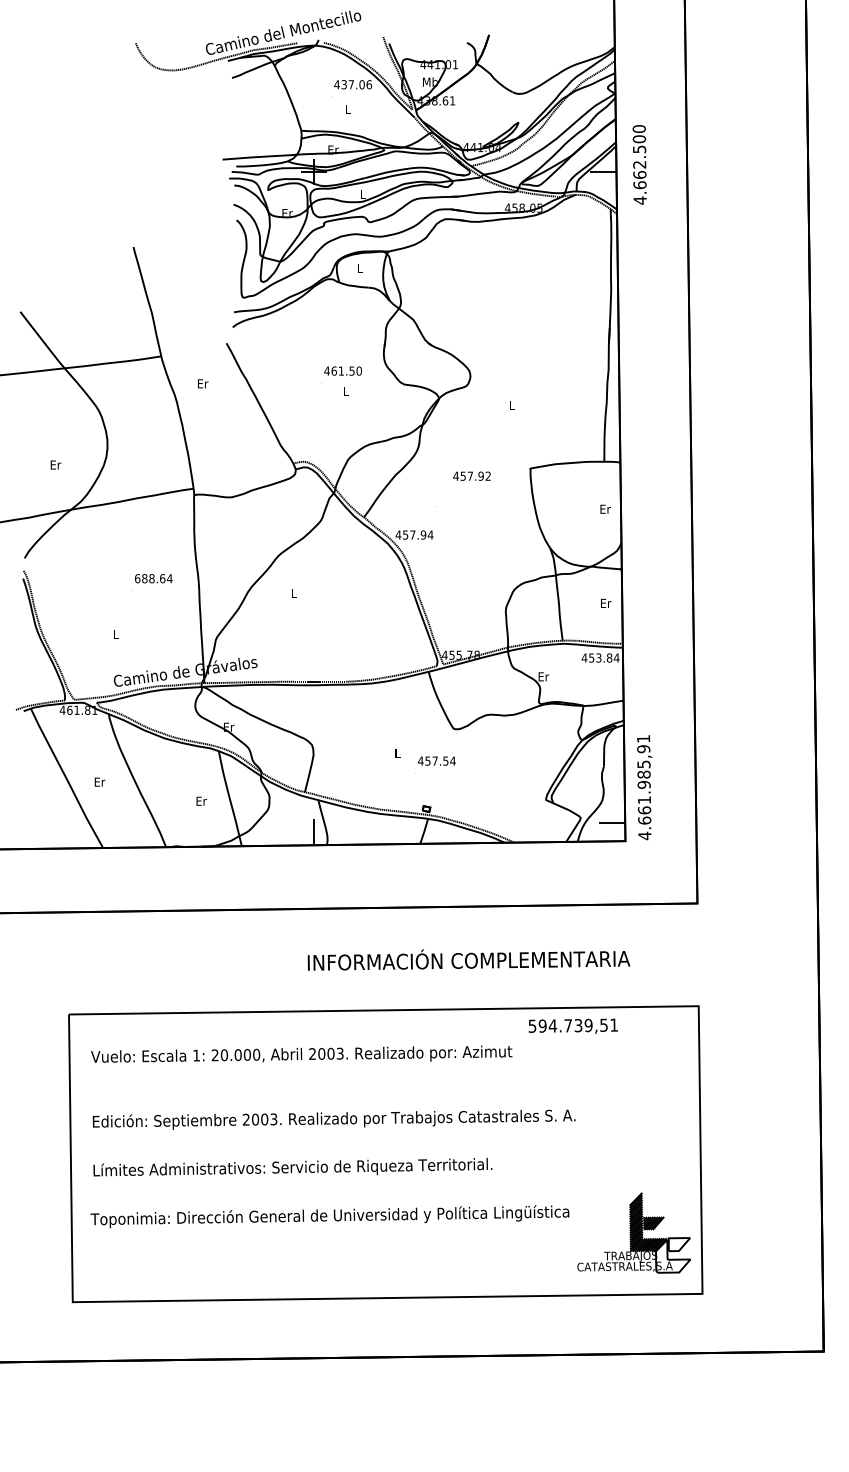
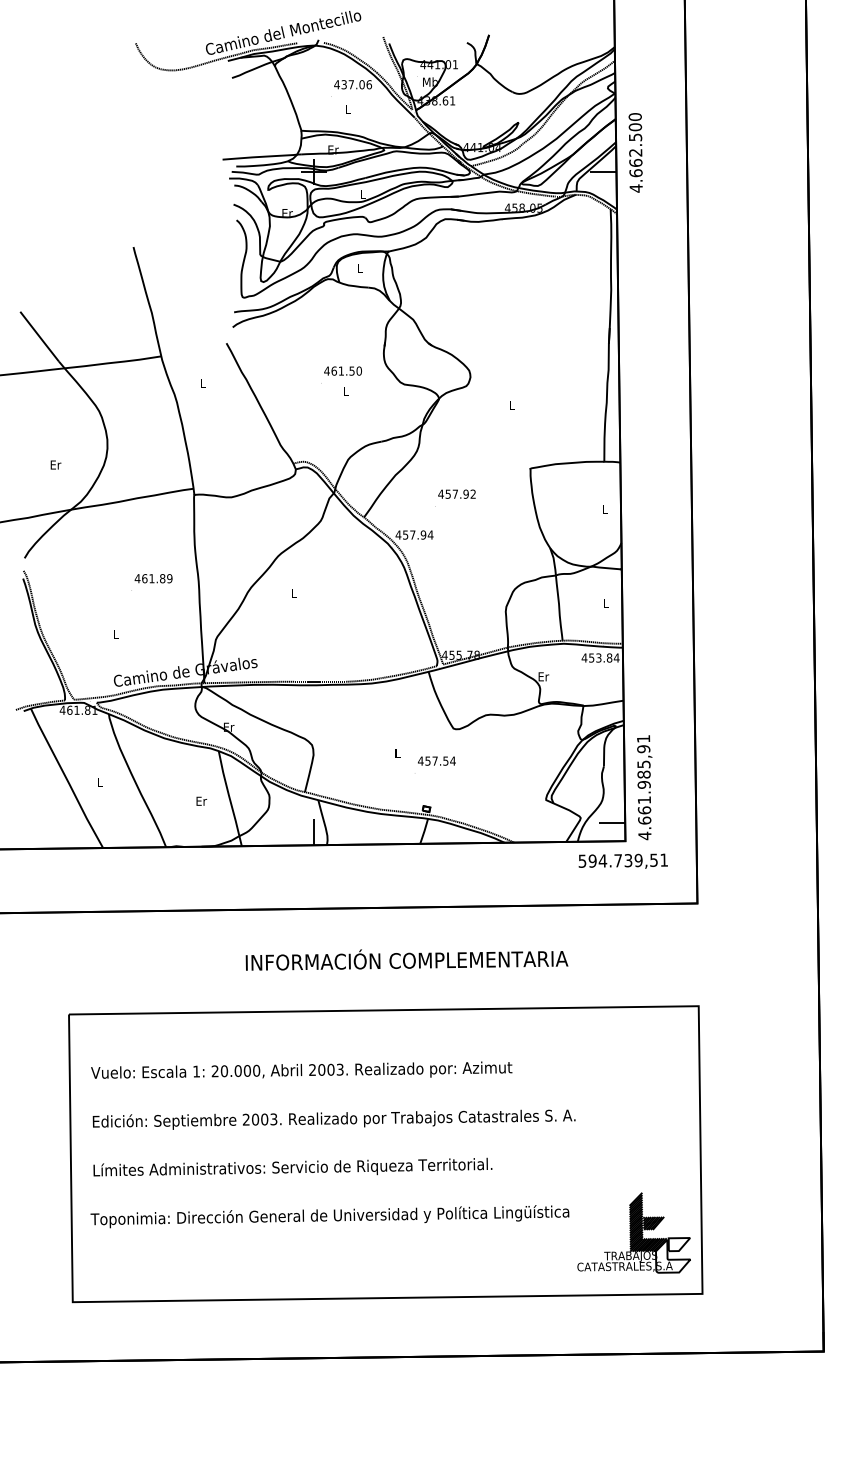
text position: (639, 164) -> (635, 152) (635, 152)
text: Er -> L (203, 383)
text position: (471, 475) -> (456, 493) (456, 493)
text: Er -> L (605, 508)
text: 688.64 -> 461.89 (153, 578)
text: Er -> L (606, 602)
text: Er -> L (99, 781)
text position: (468, 959) -> (406, 959) (406, 959)
text position: (572, 1025) -> (622, 860) (622, 860)
text position: (301, 1053) -> (301, 1069) (301, 1069)
